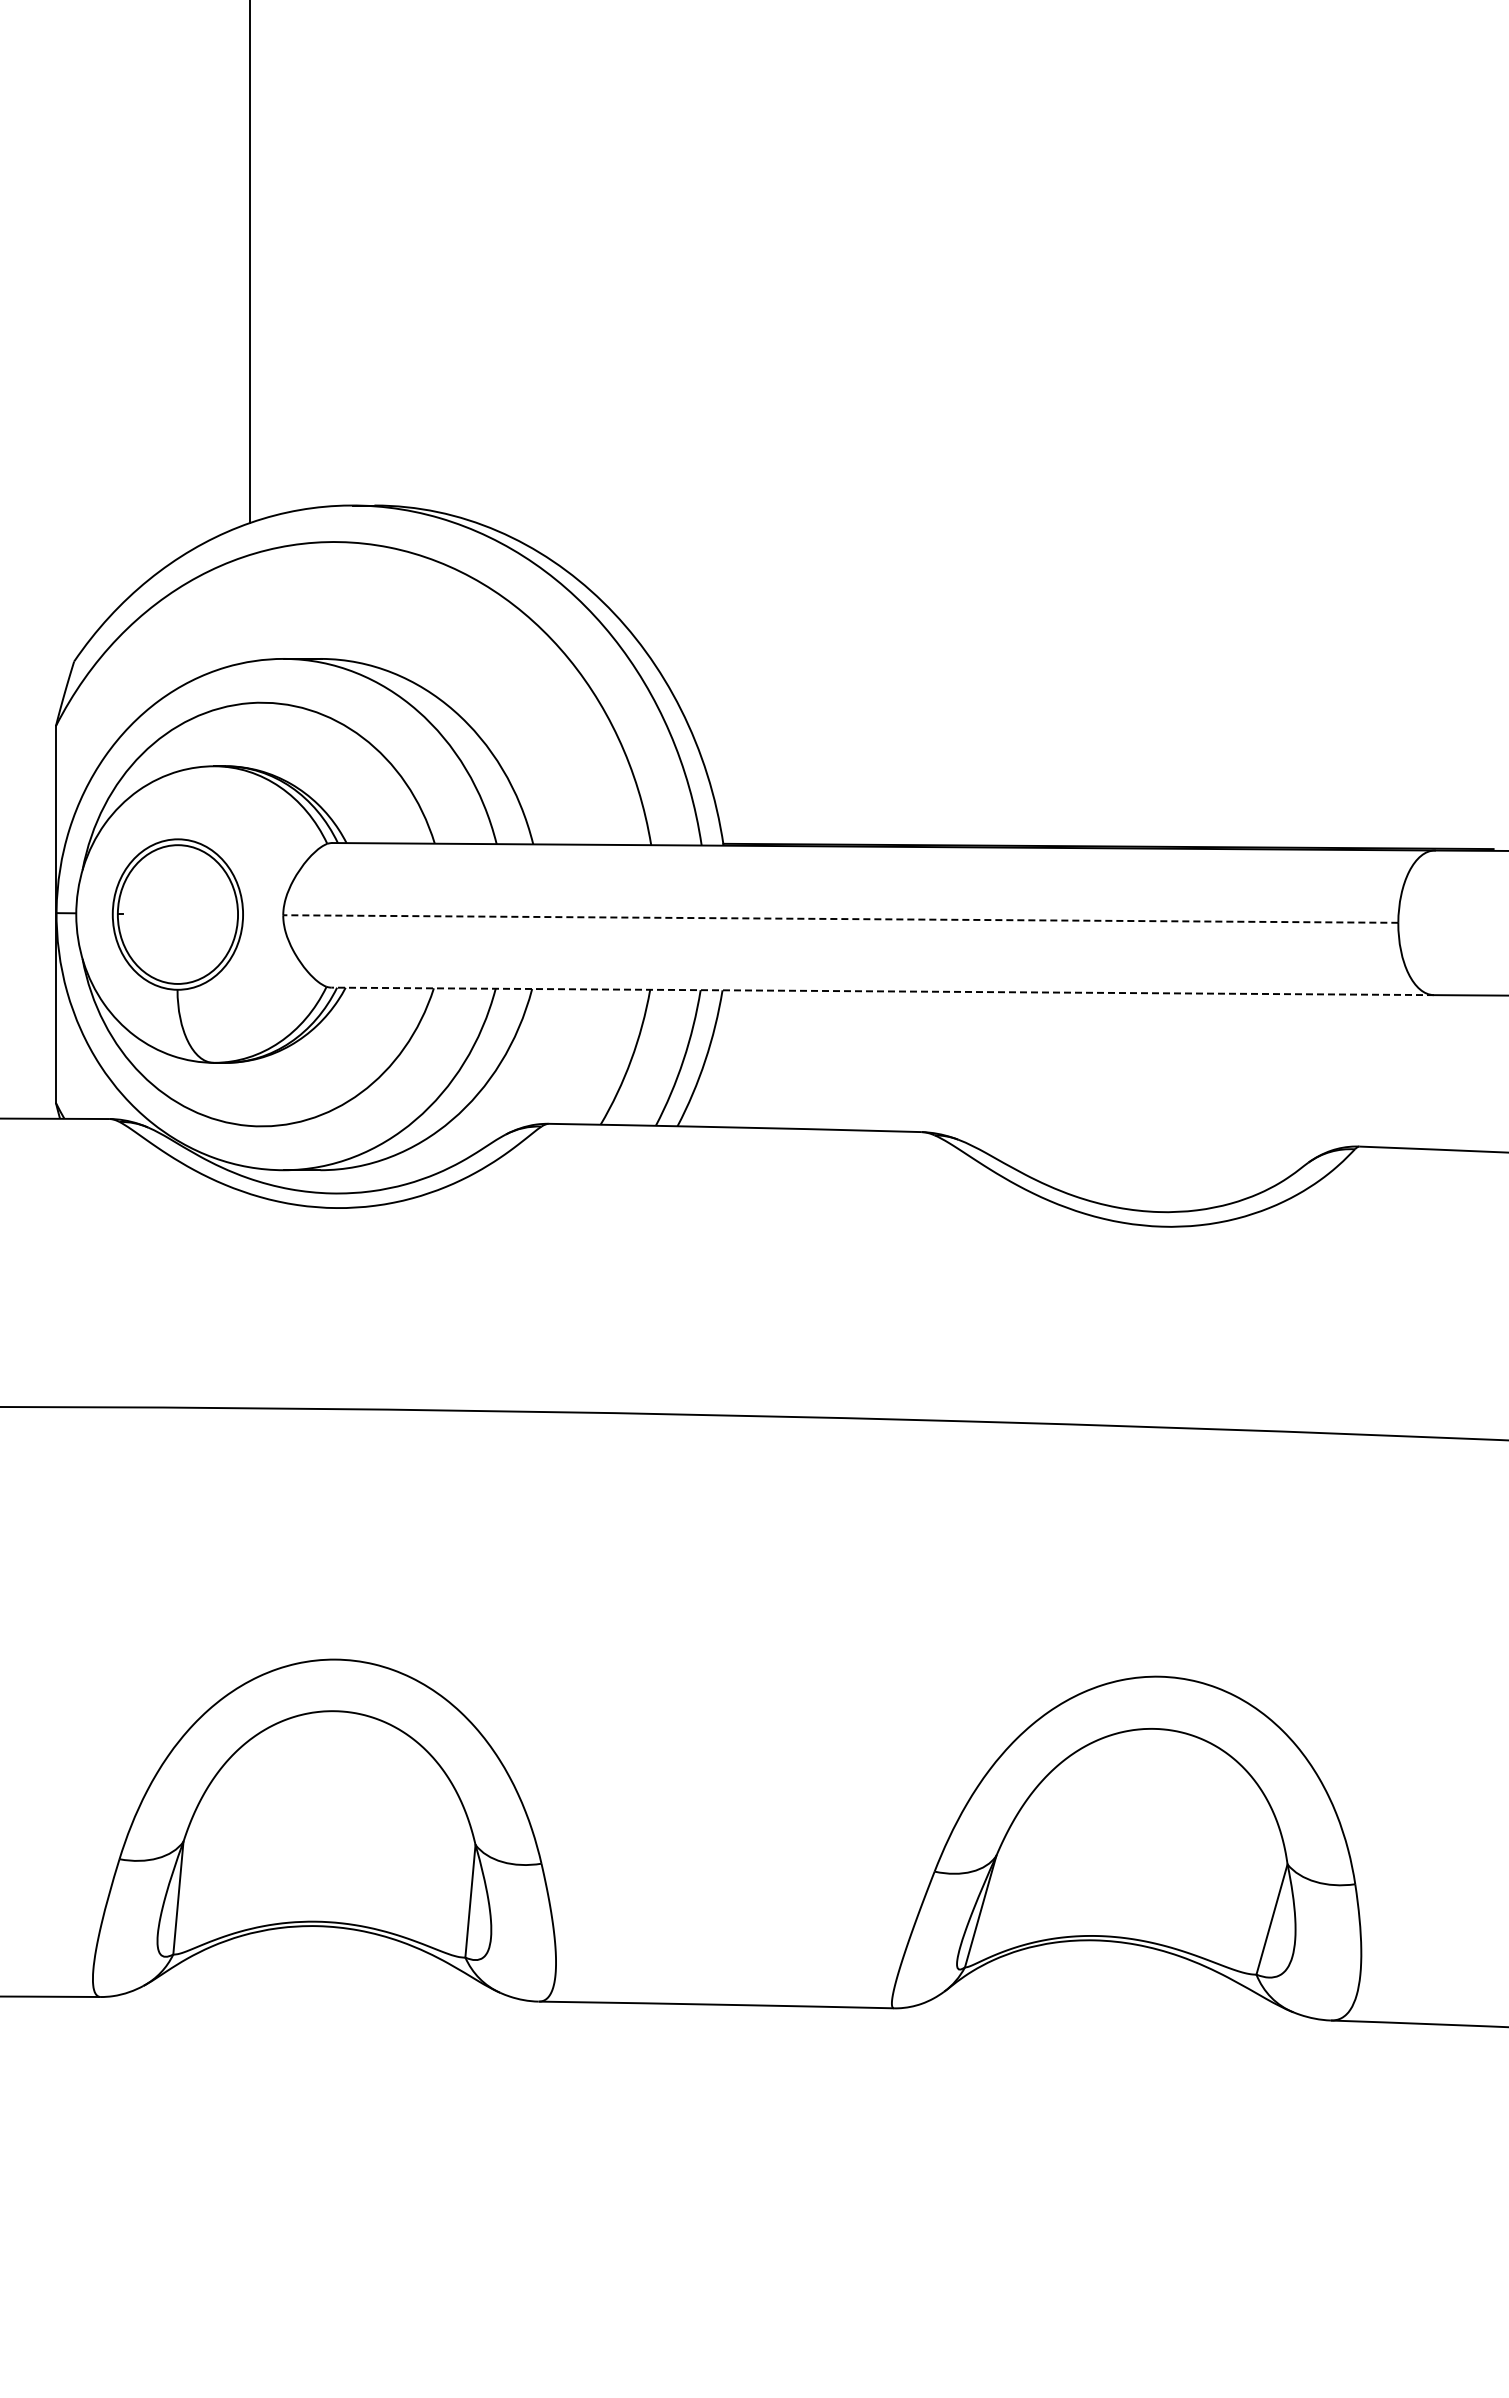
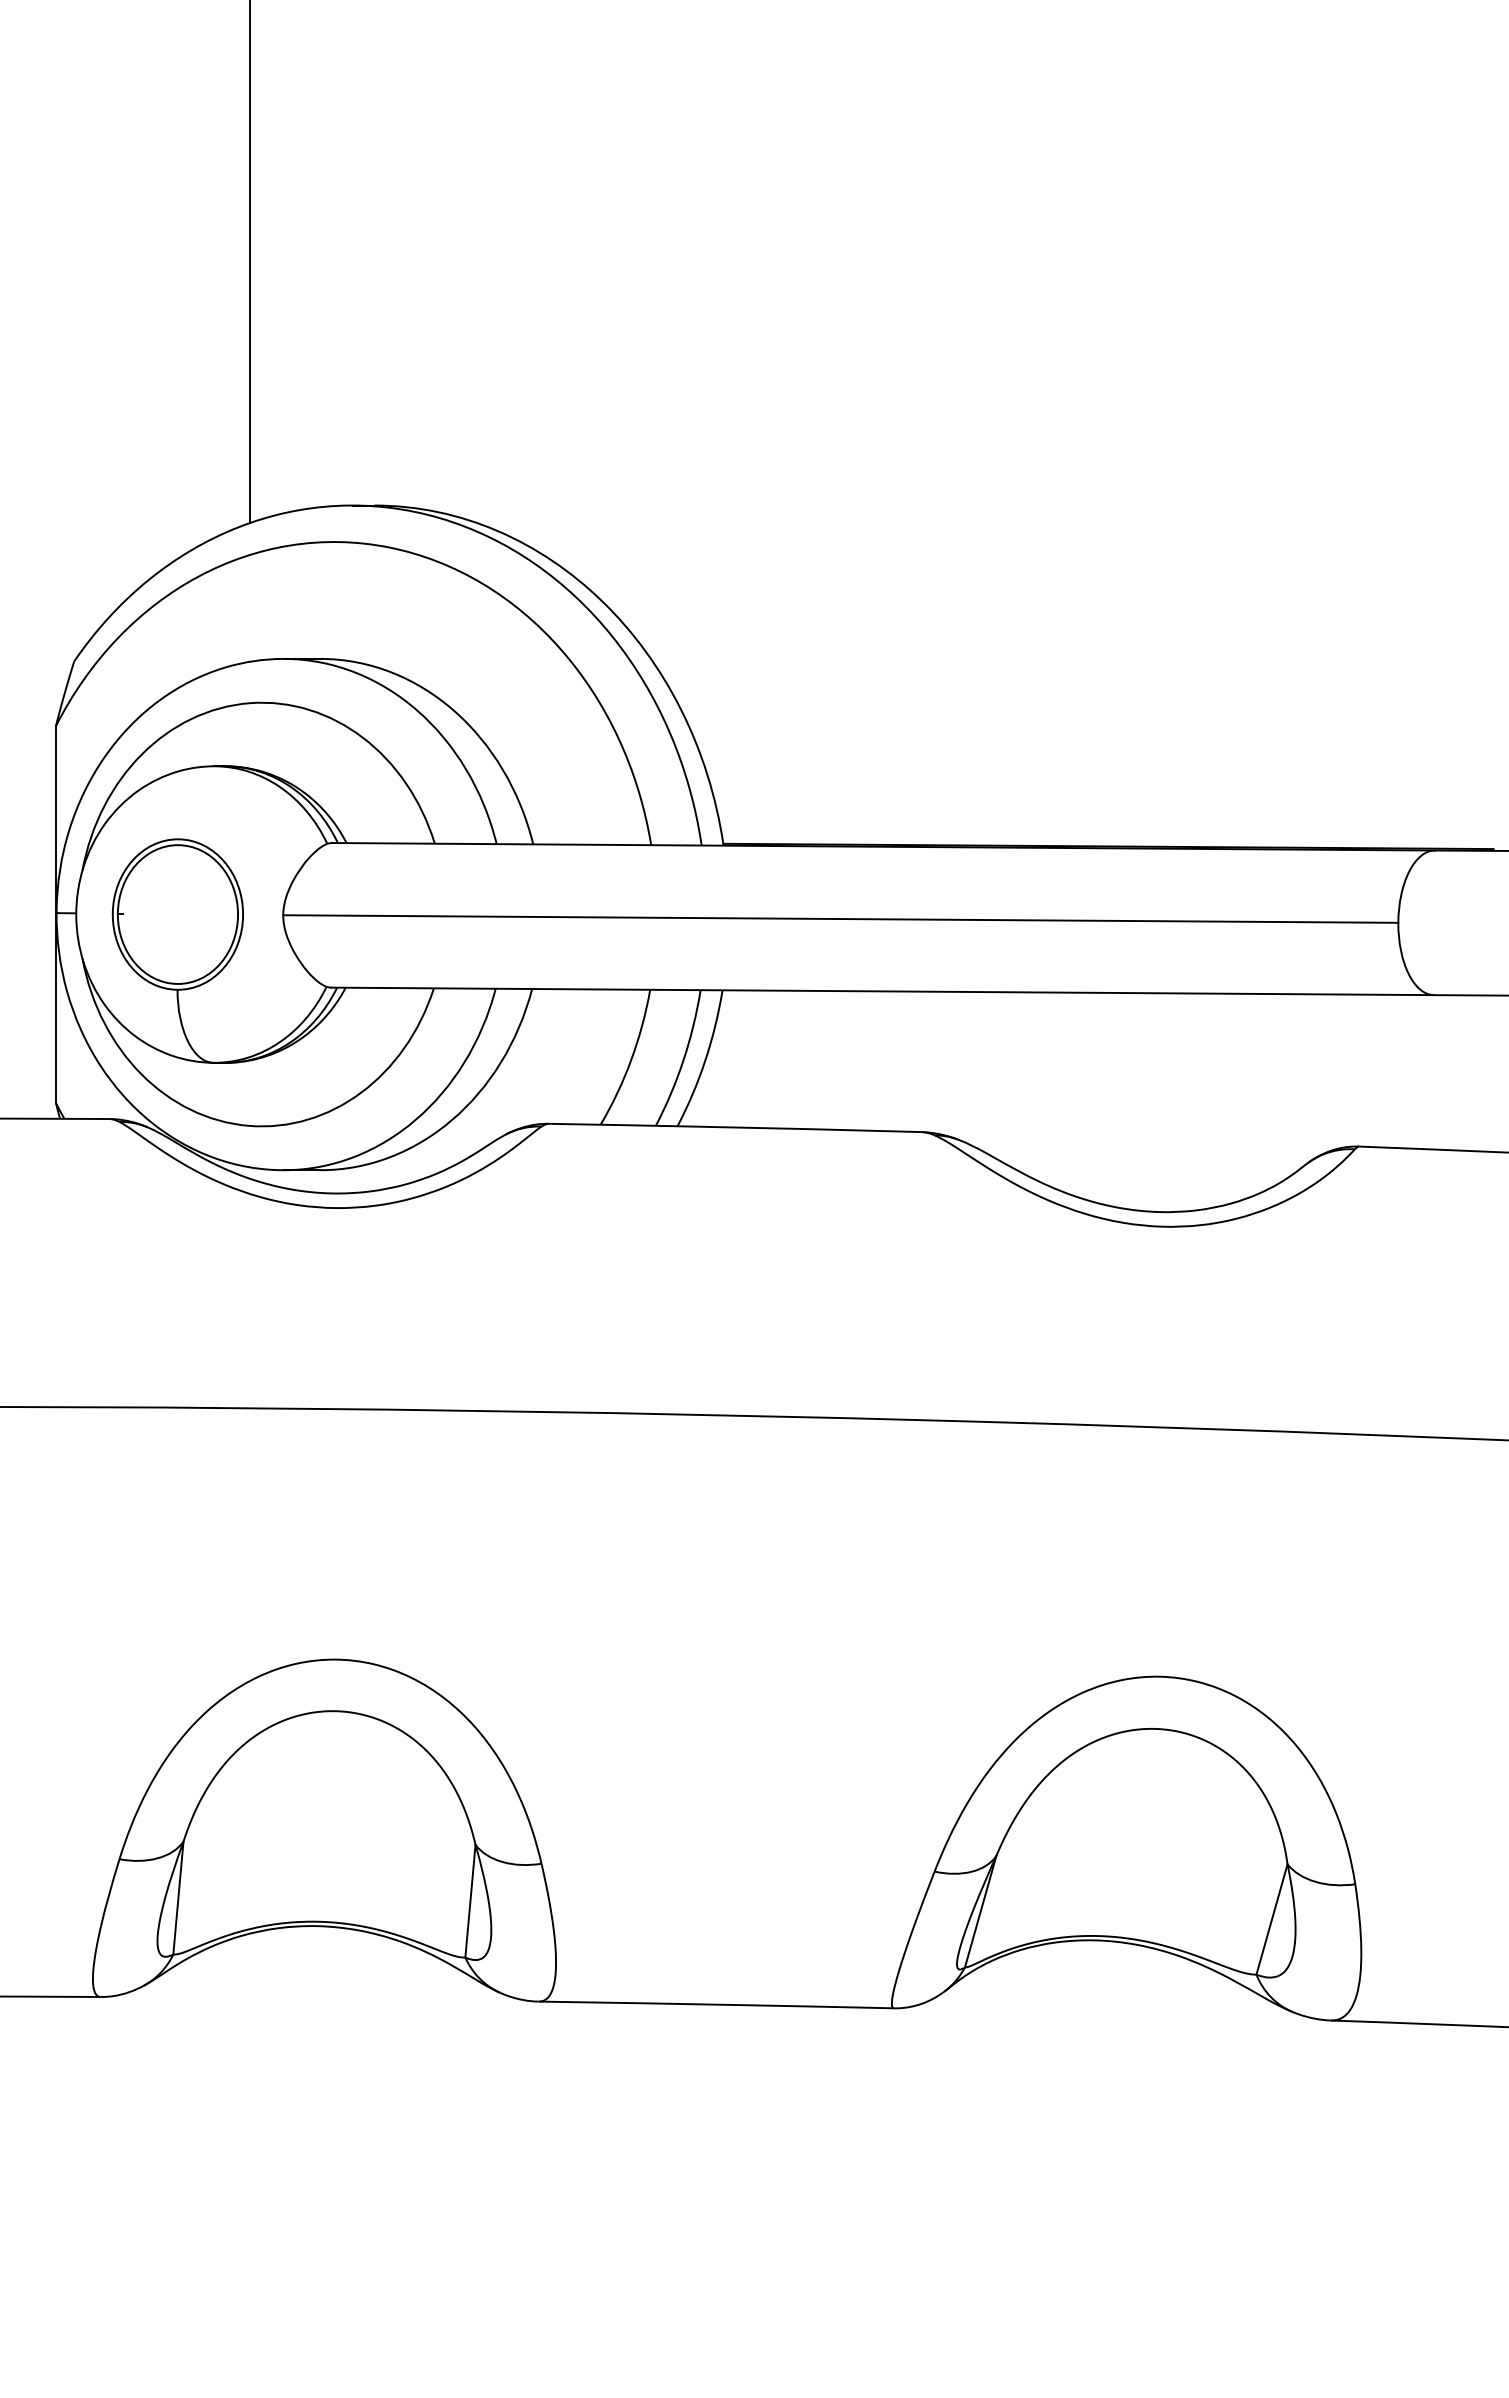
line: dashed -> solid (840, 919)
line: dashed -> solid (882, 991)
